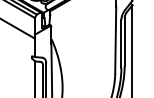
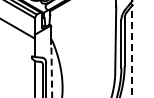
line: solid -> dashed (132, 50)
line: solid -> dashed (51, 70)
